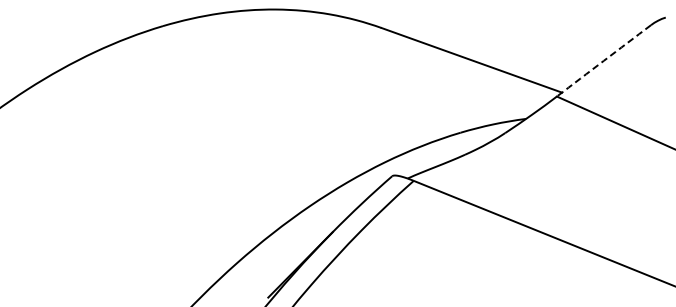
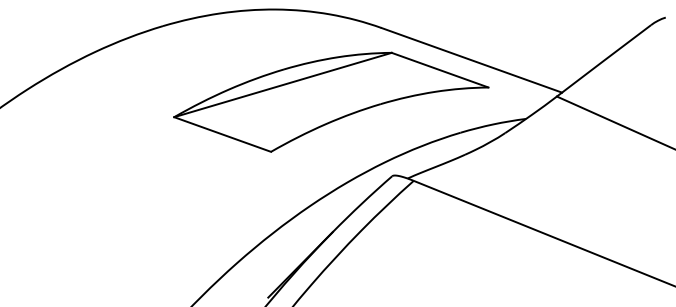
arc: dashed -> solid (603, 60)
part: none -> present (331, 101)
